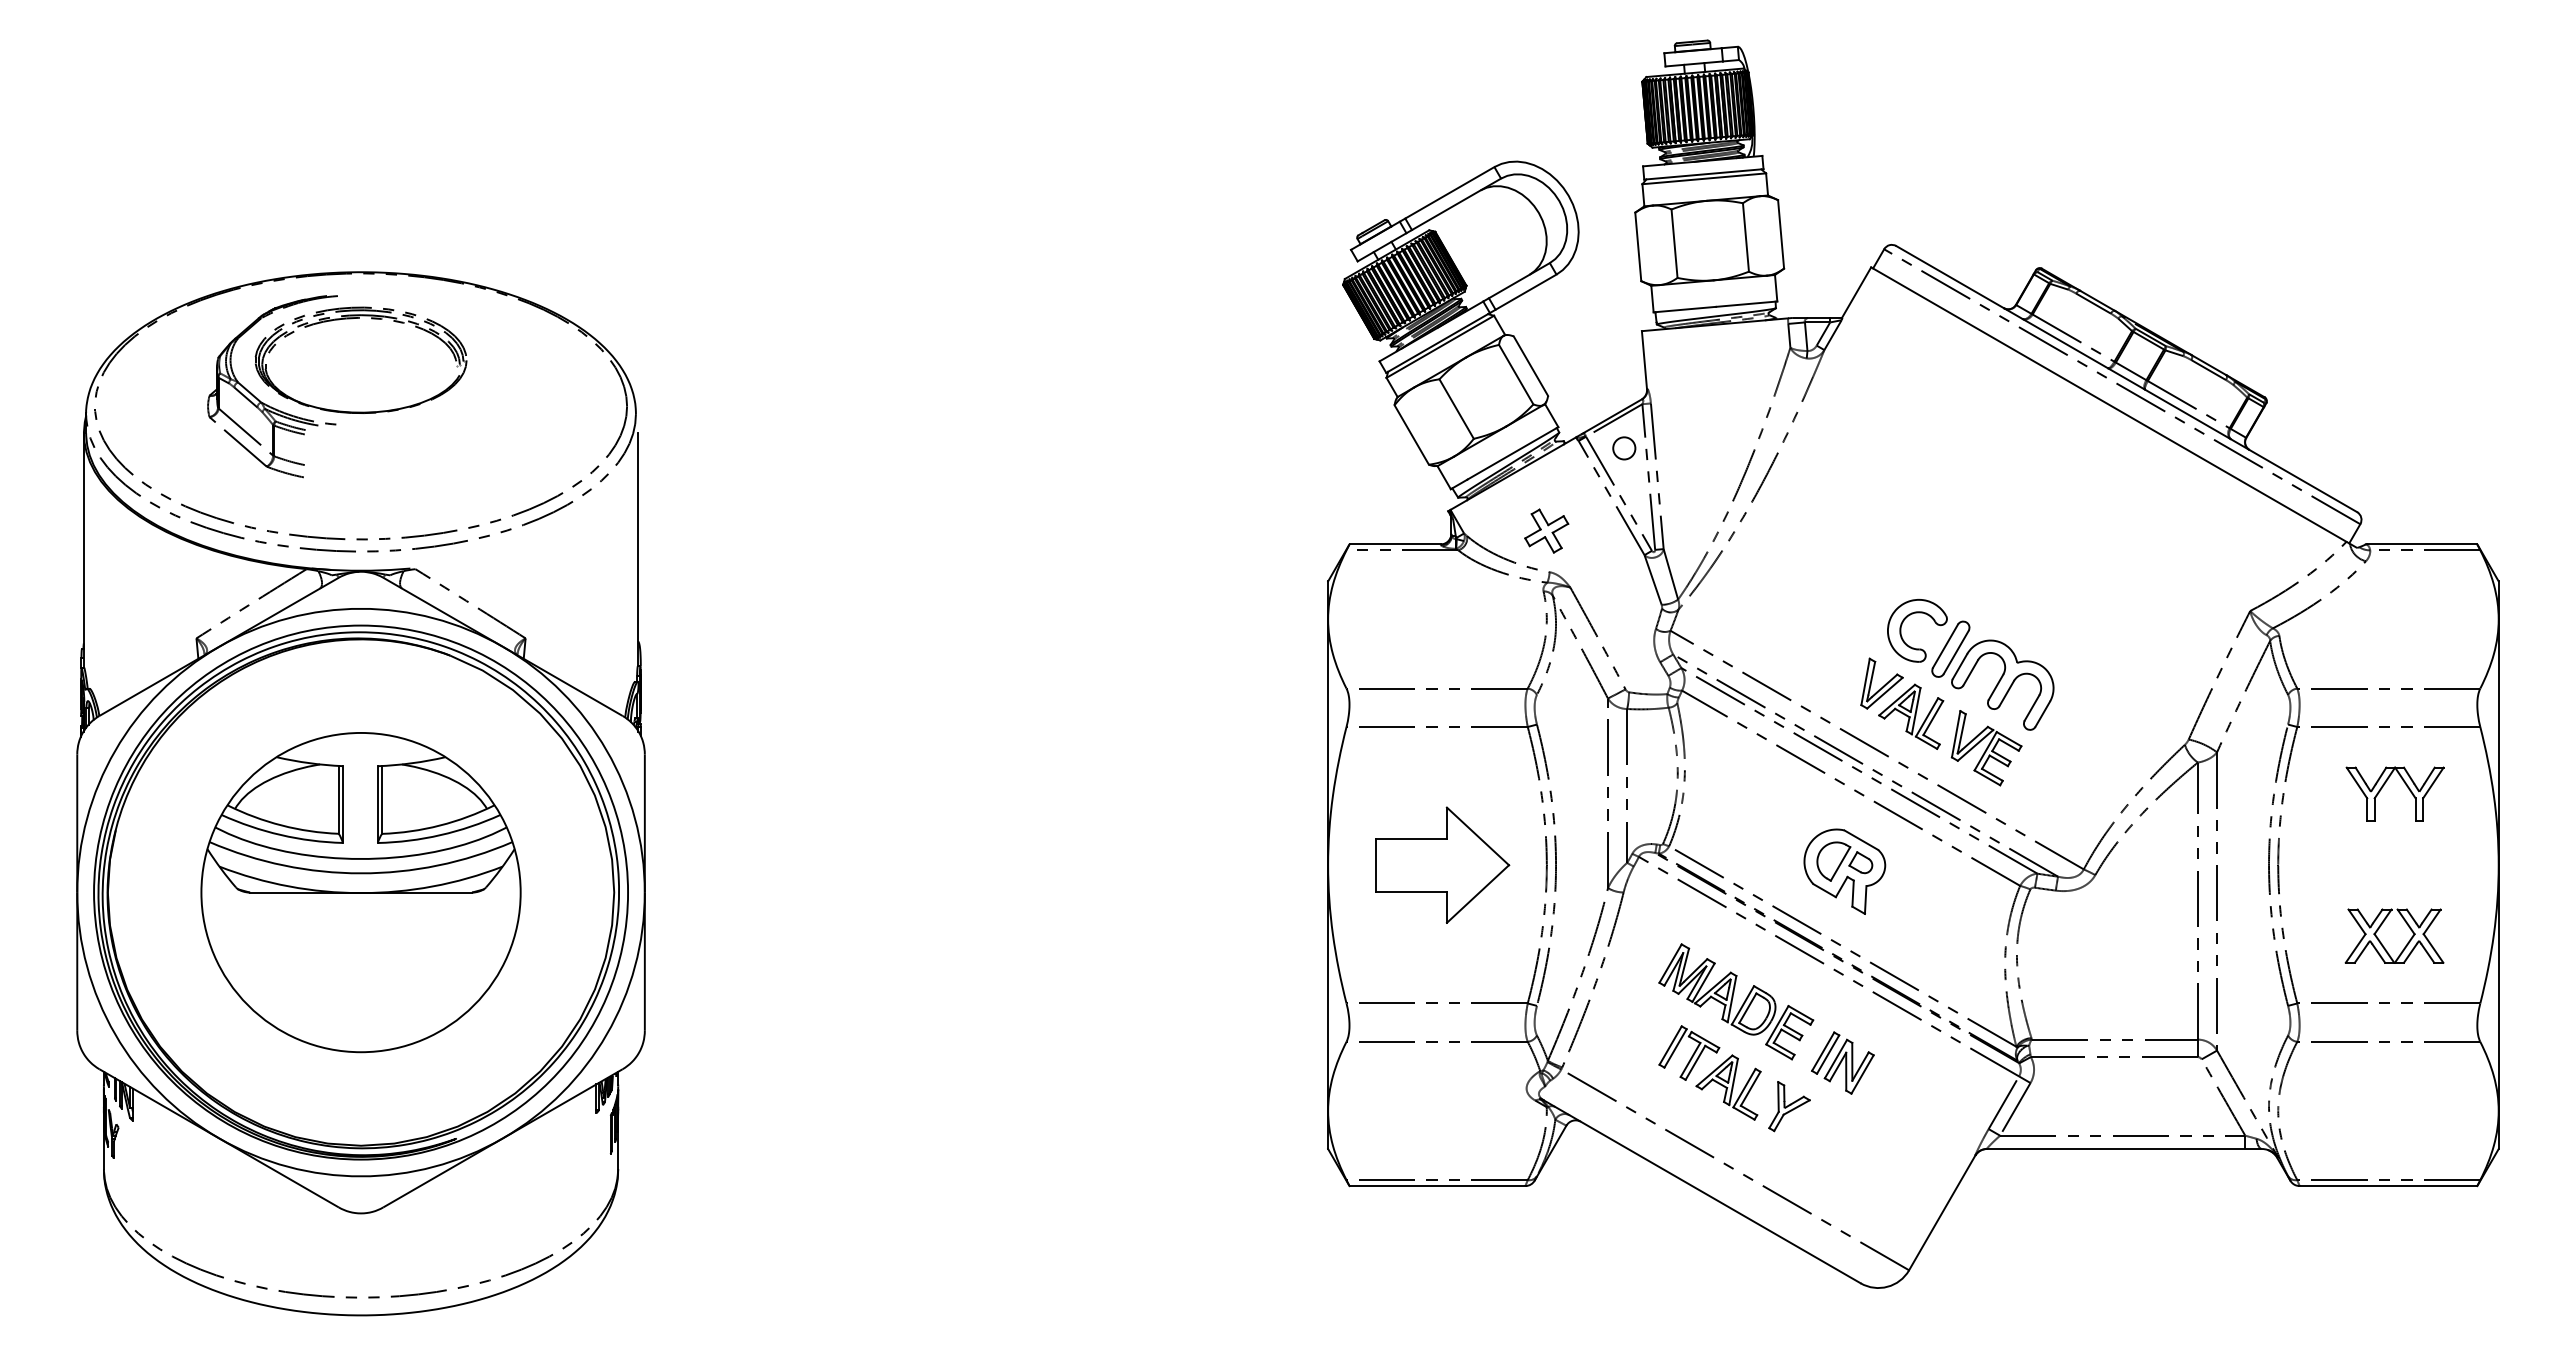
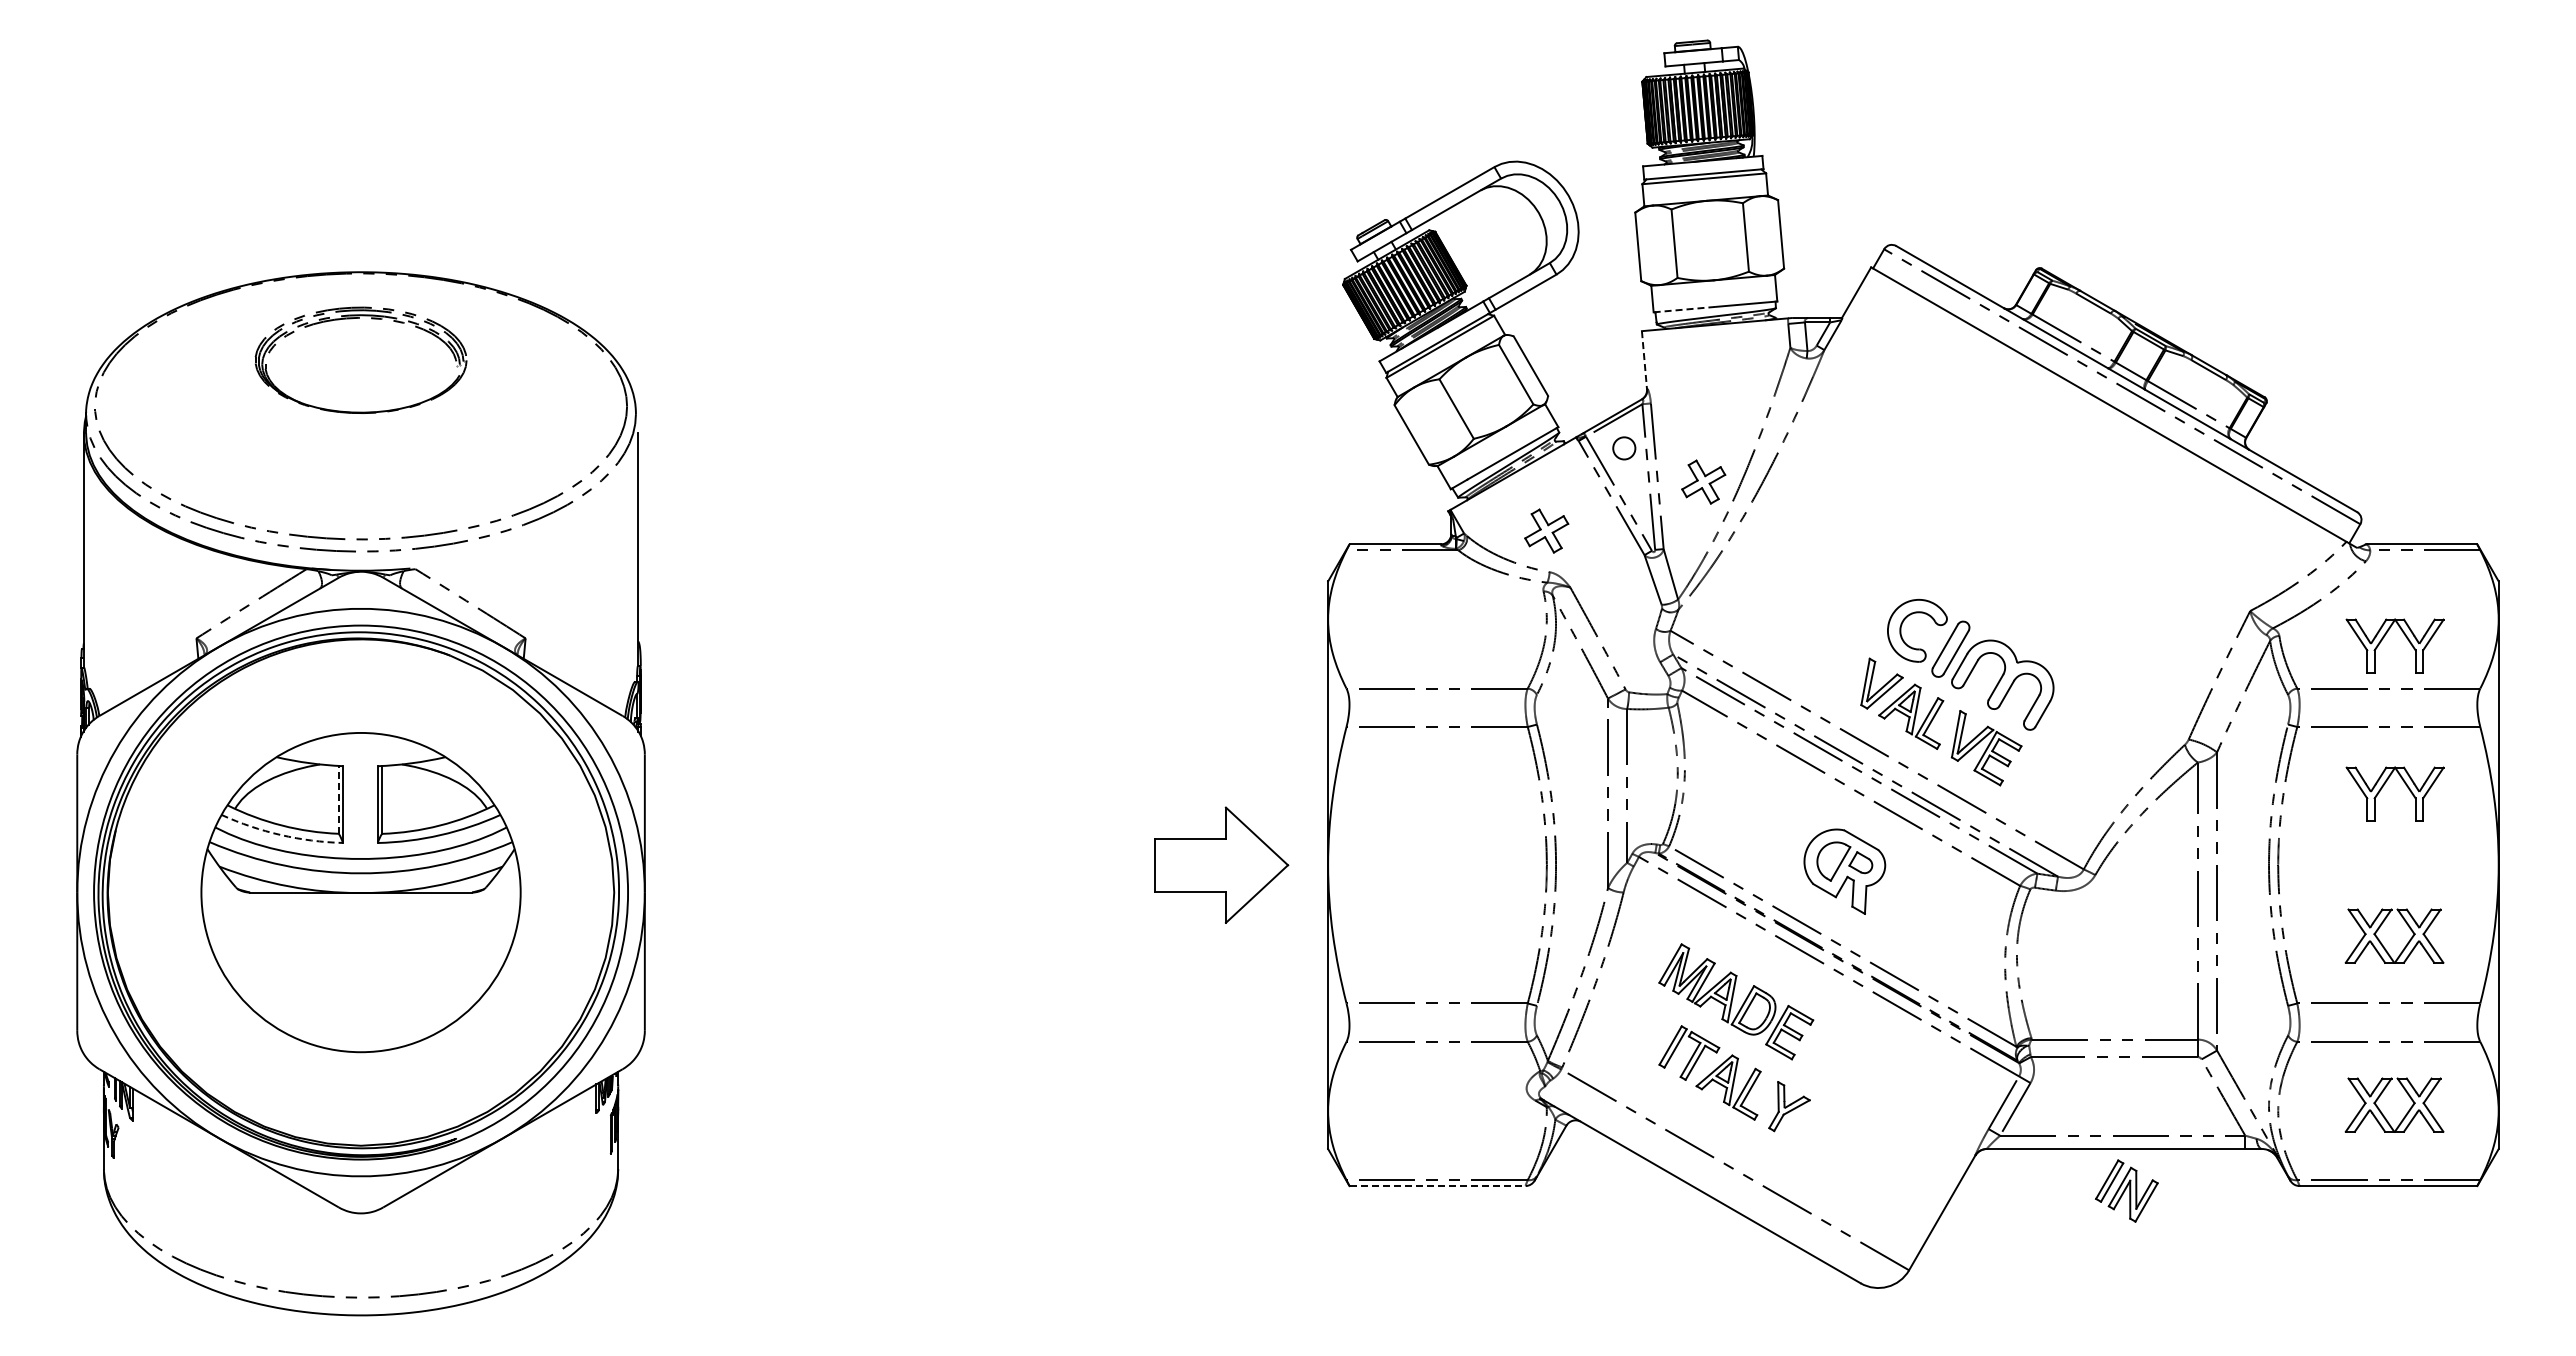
line: solid -> dashed (1685, 309)
line: solid -> dashed (1644, 360)
part: present -> none (263, 402)
part: none -> present (1703, 481)
part: none -> present (2383, 639)
line: solid -> dashed (338, 799)
arc: solid -> dashed (280, 835)
part position: (1442, 864) -> (1221, 864) (1221, 864)
part position: (1842, 1062) -> (2126, 1190) (2126, 1190)
part: none -> present (2382, 1112)
line: solid -> dashed (1438, 1186)
